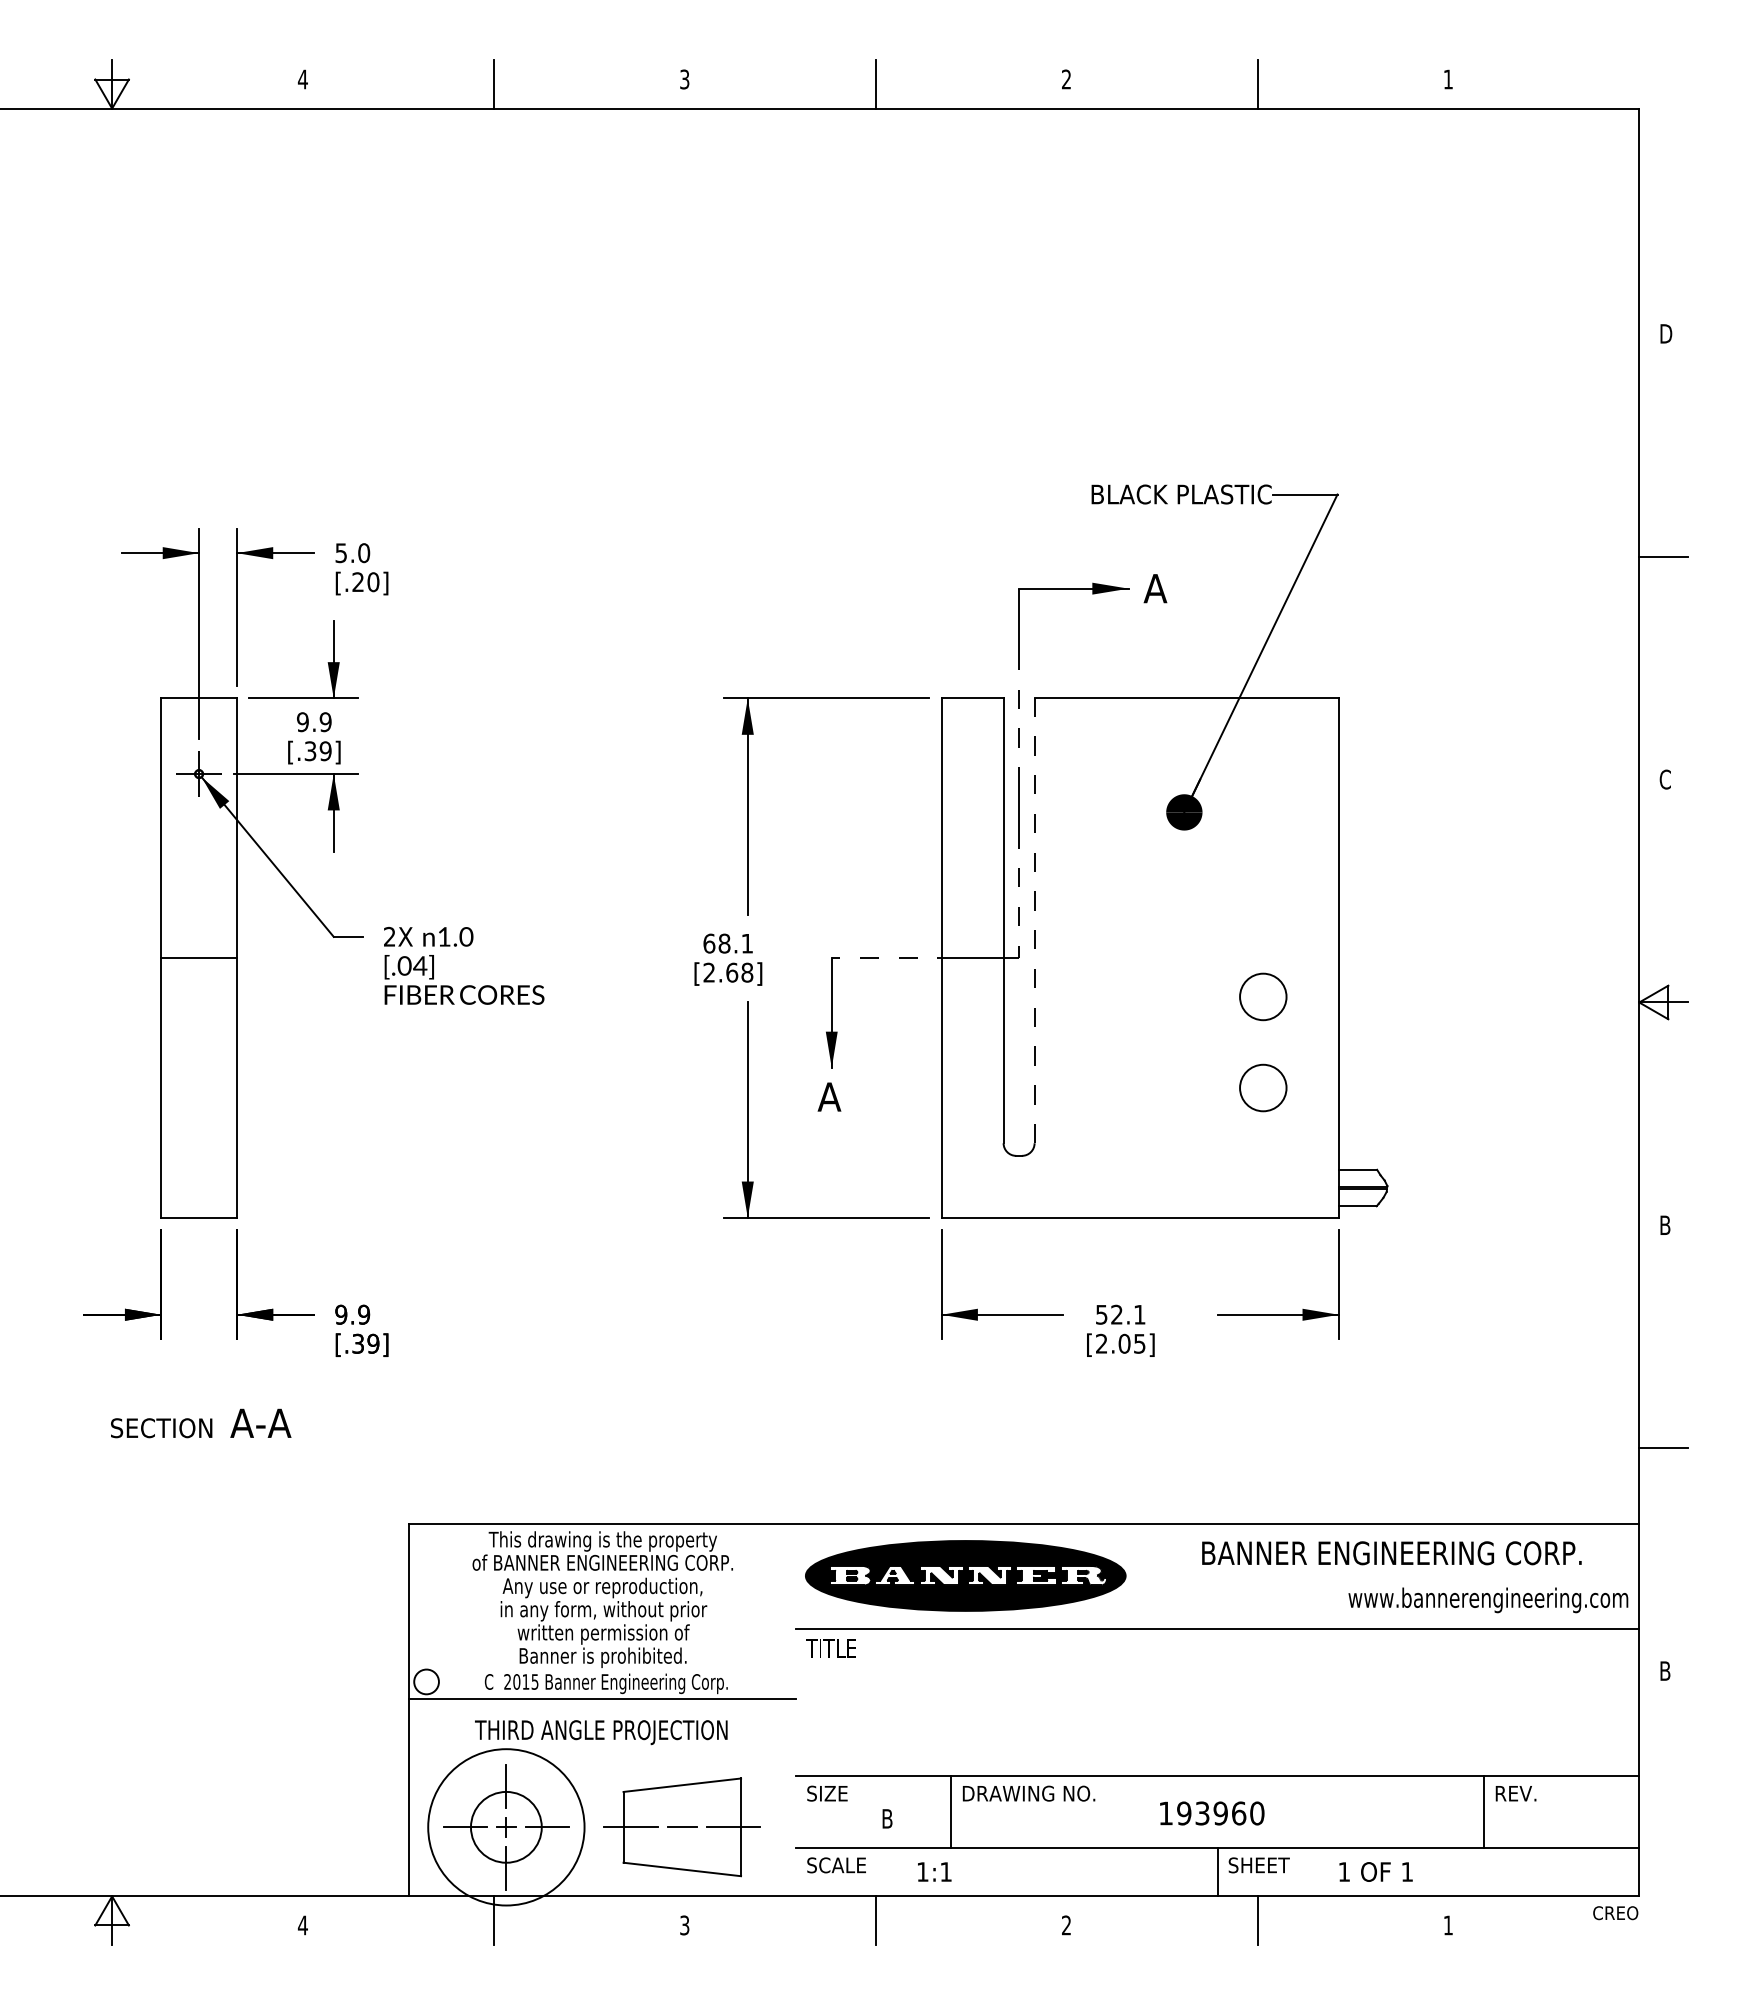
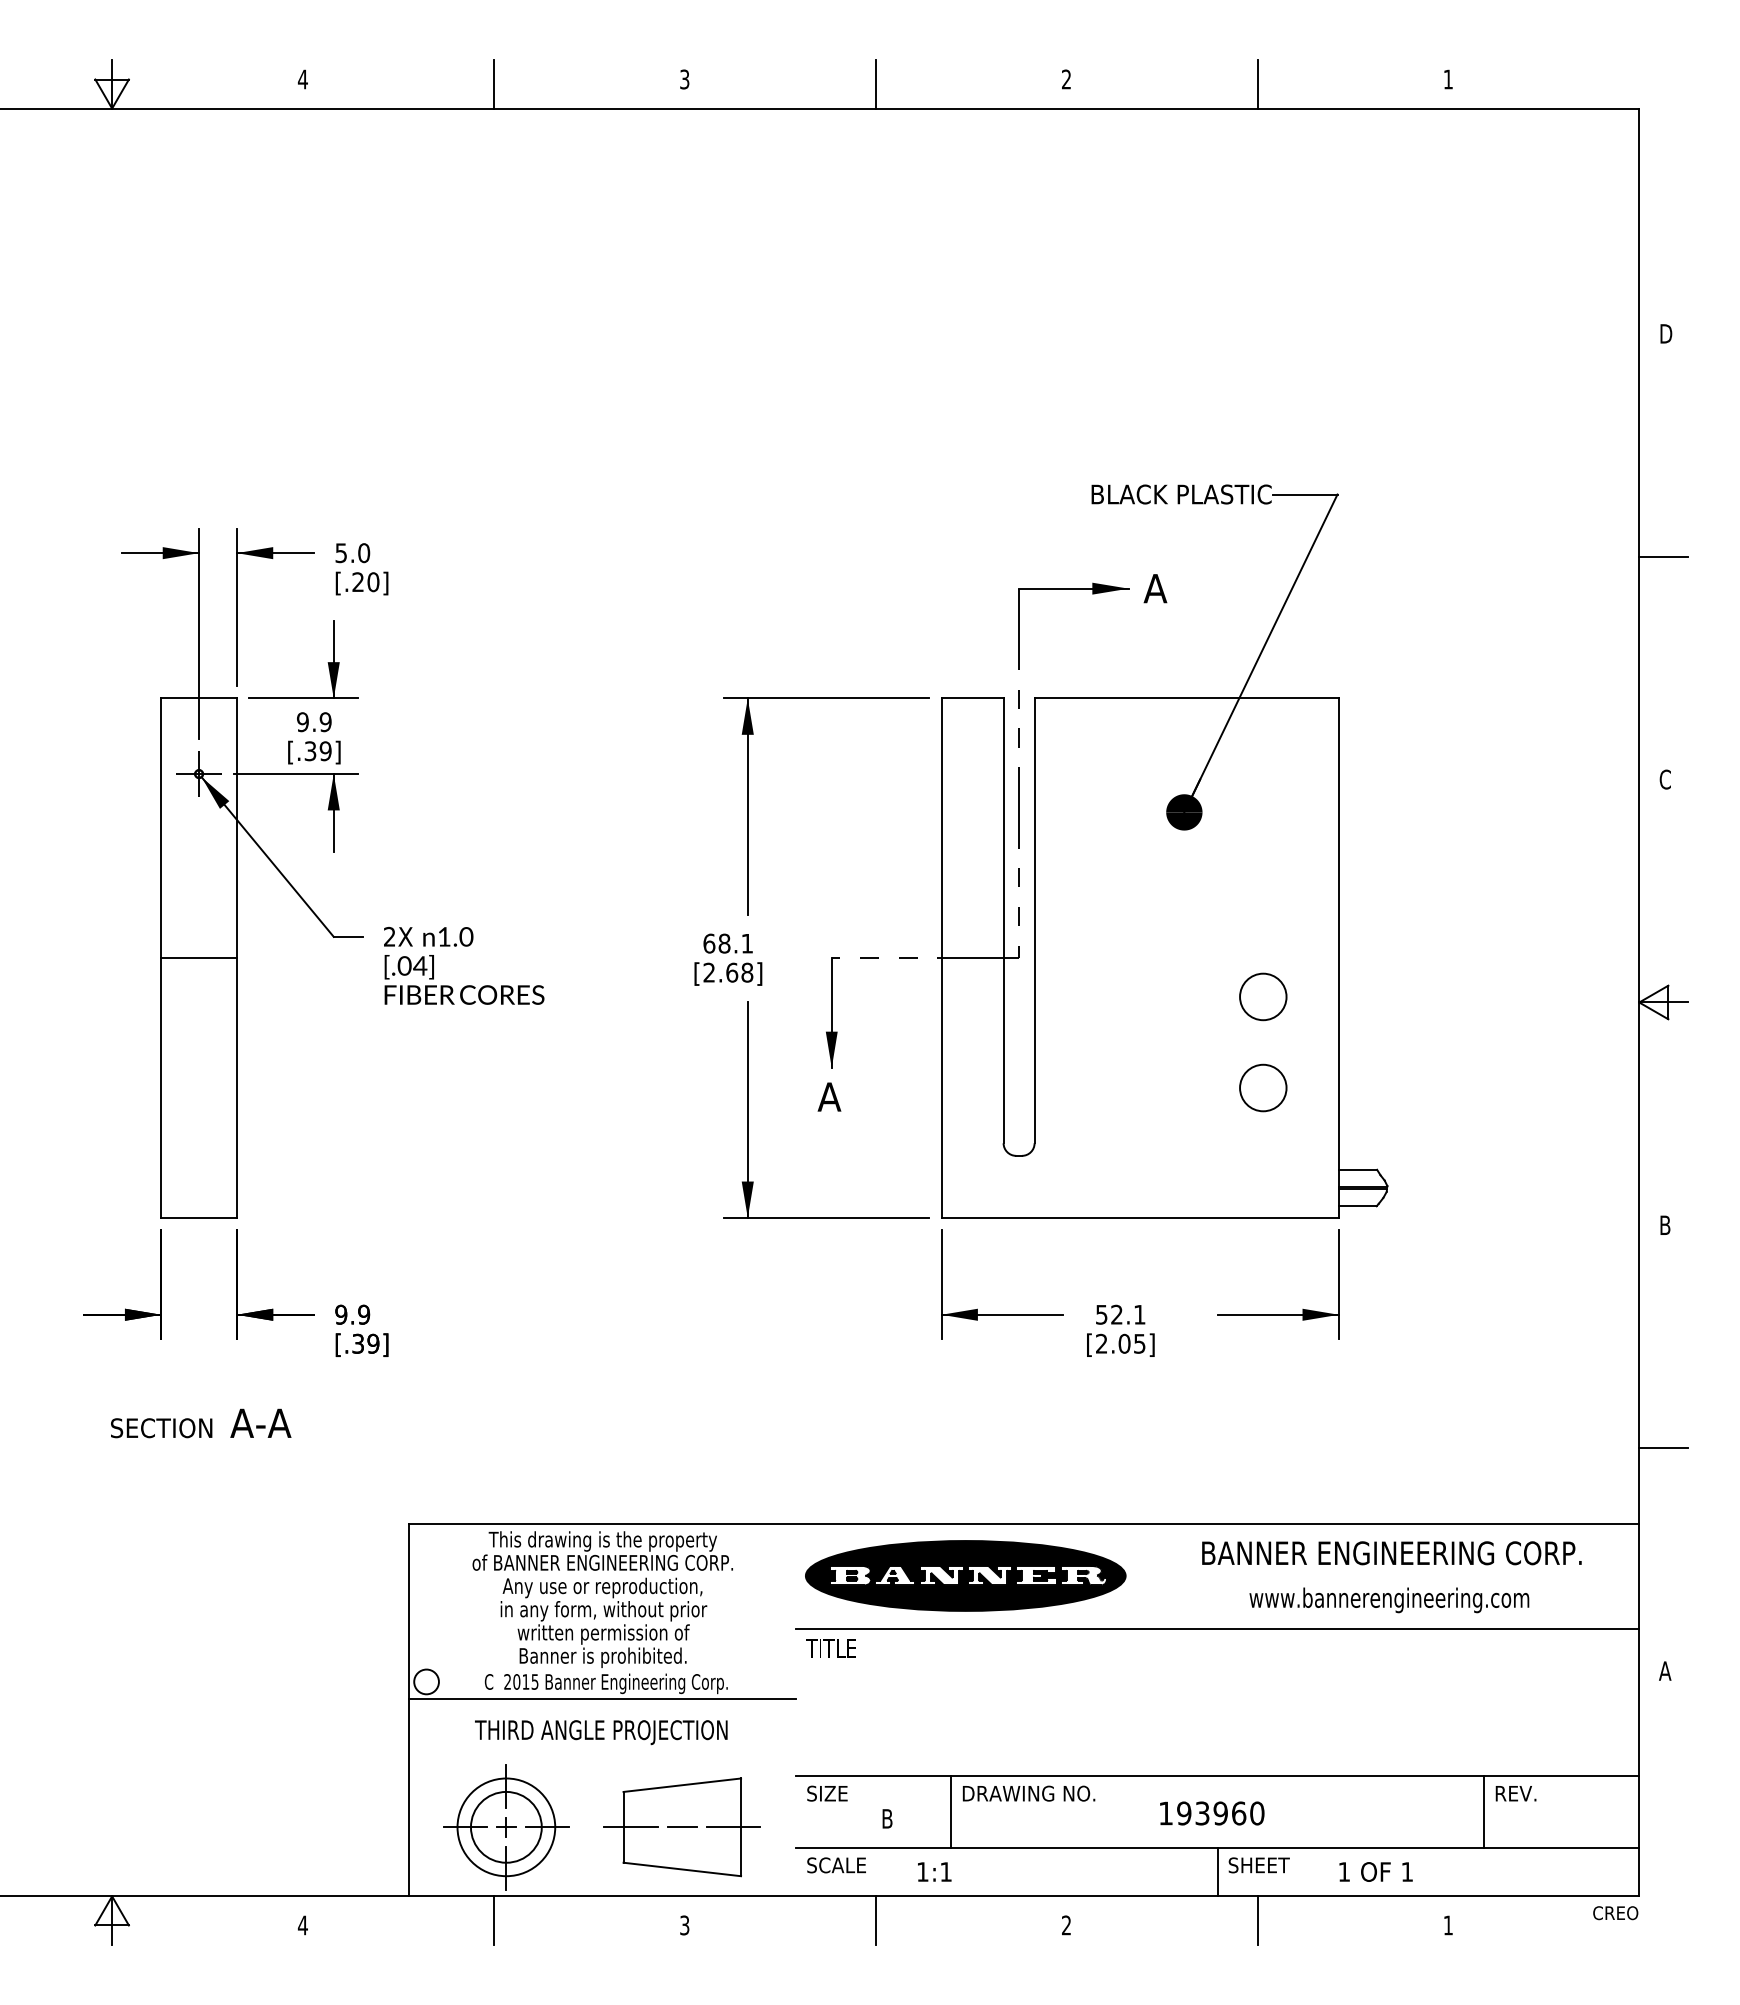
line: dashed -> solid (1034, 920)
text position: (1488, 1600) -> (1389, 1600) (1389, 1600)
text: B -> A (1665, 1670)
circle diameter: 156 px -> 98 px (506, 1827)
